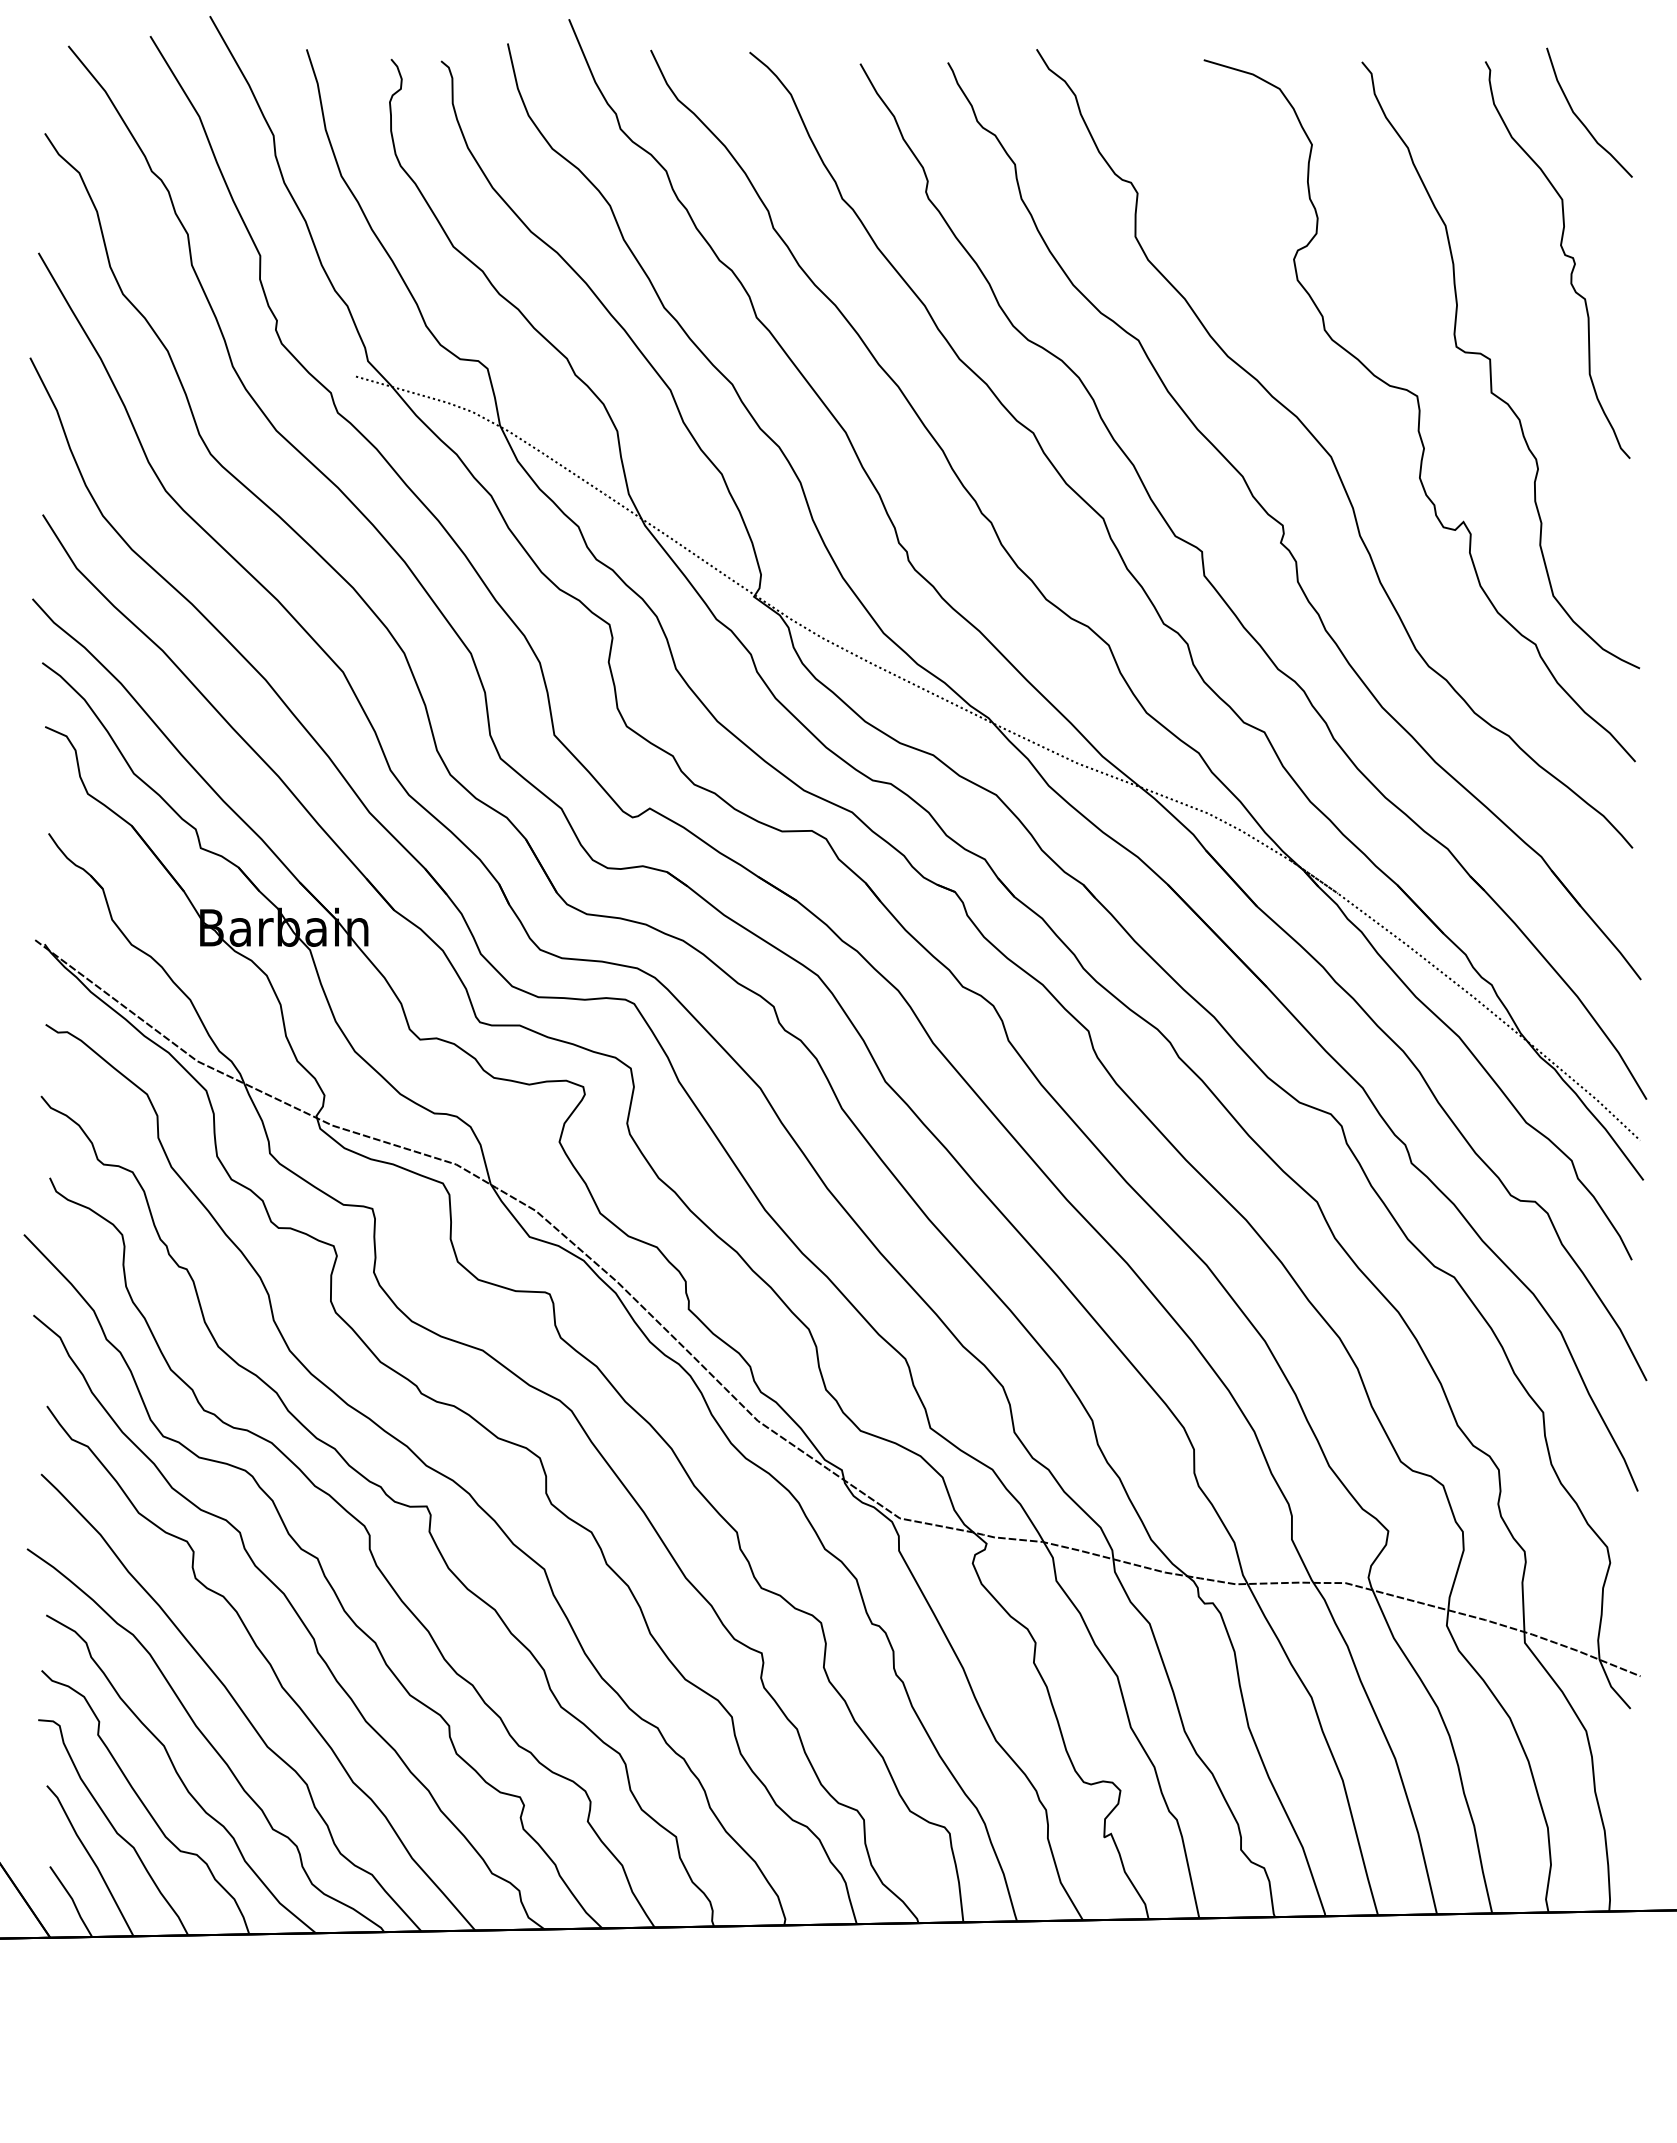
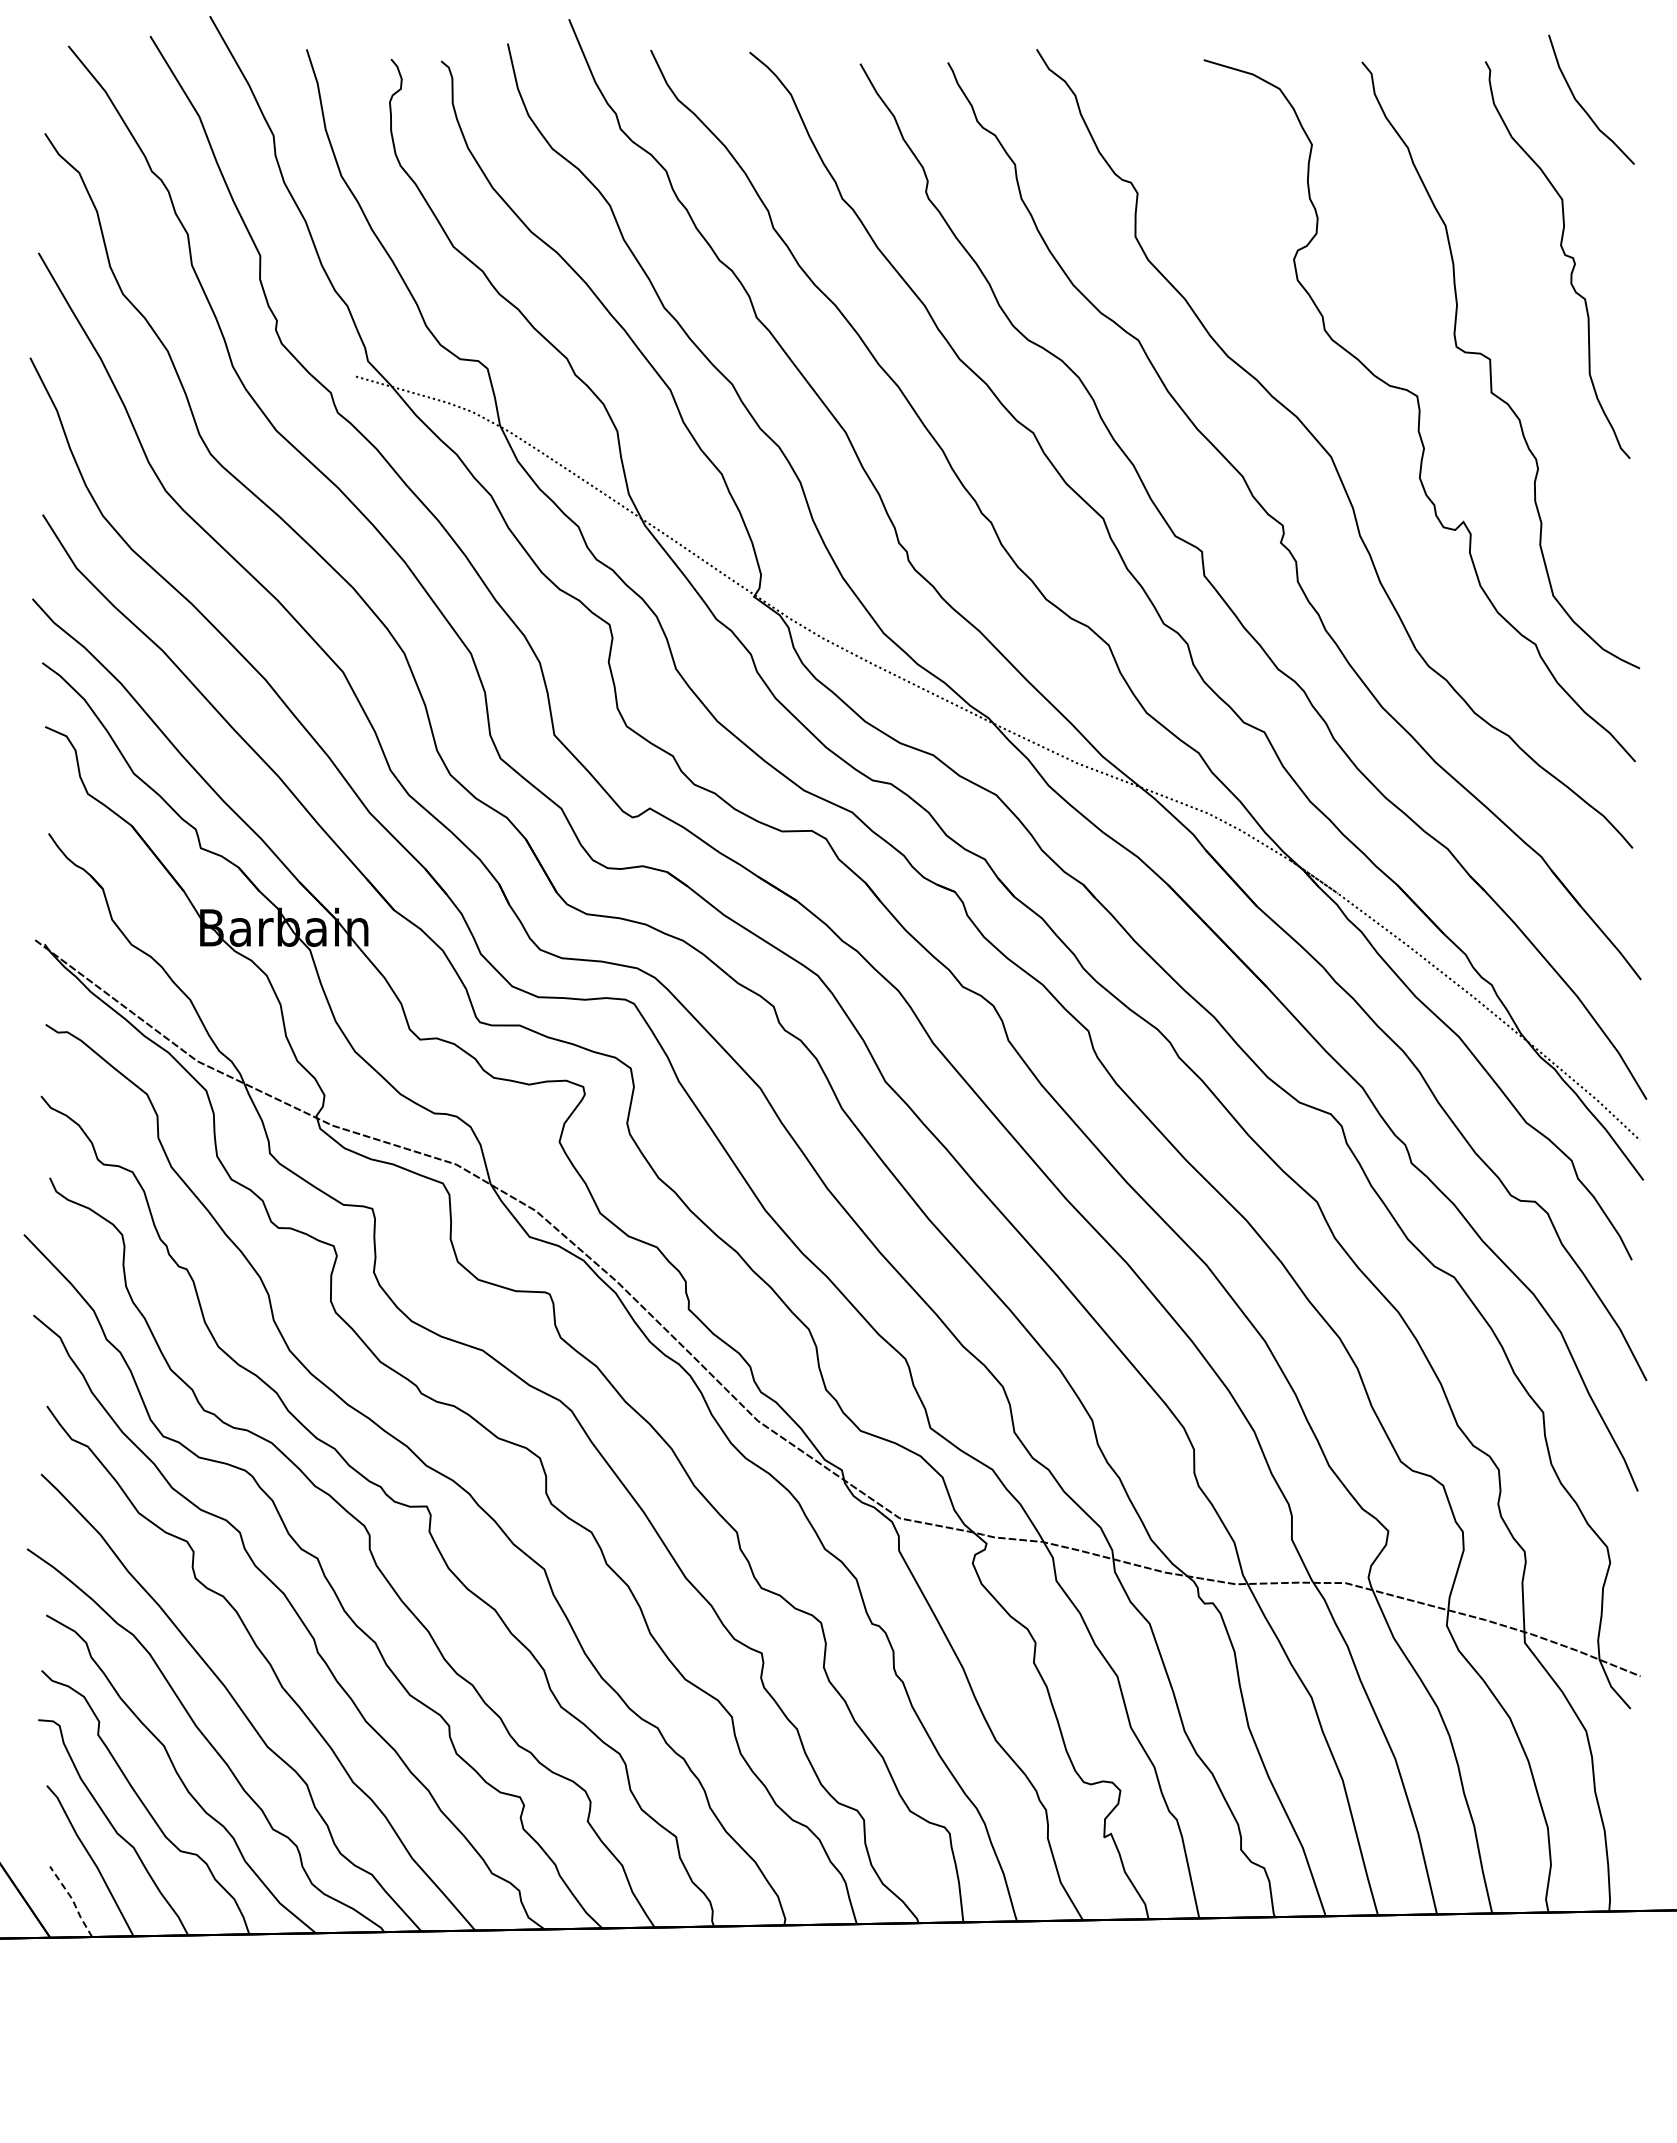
curve position: (1581, 120) -> (1583, 107) (1583, 107)
line: solid -> dashed (73, 1900)
